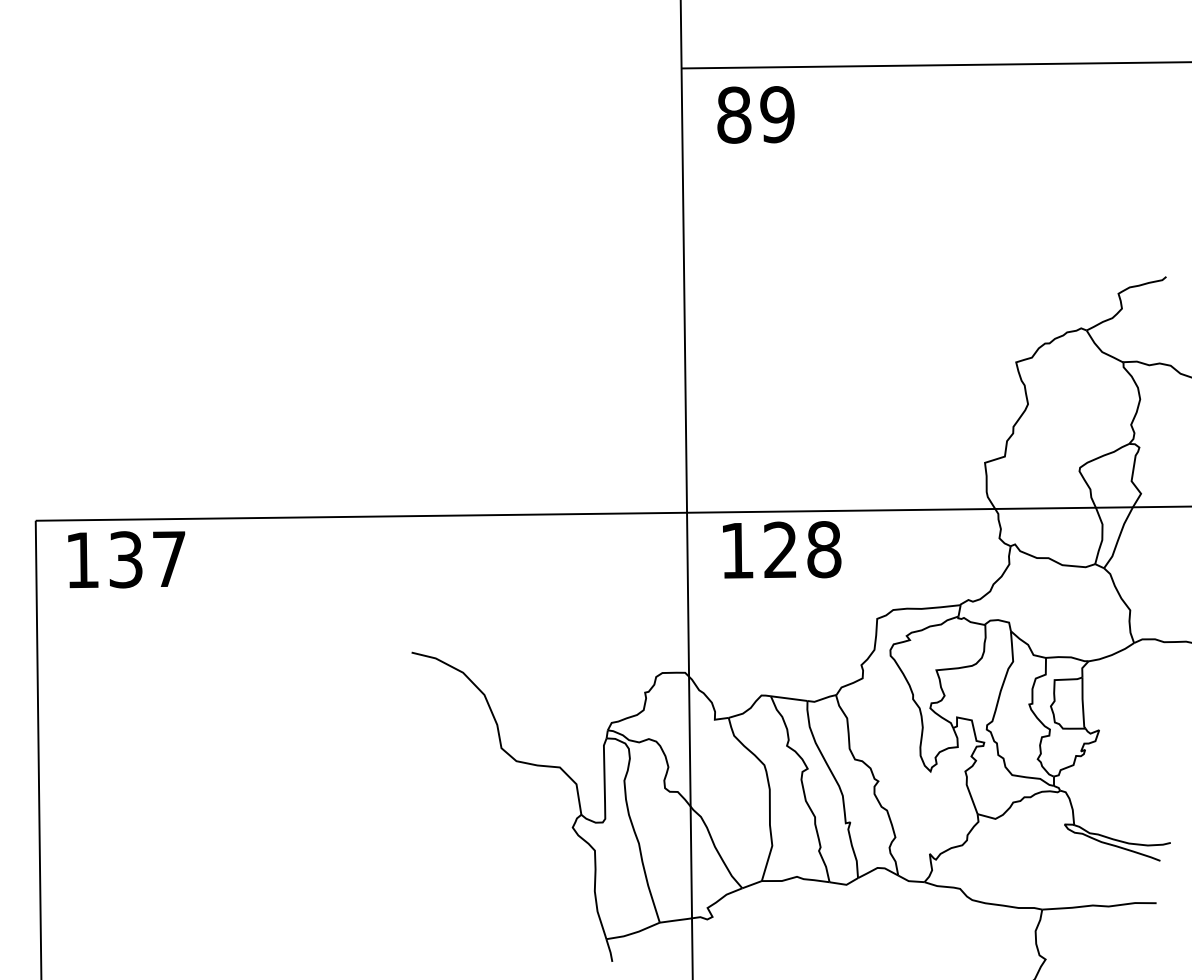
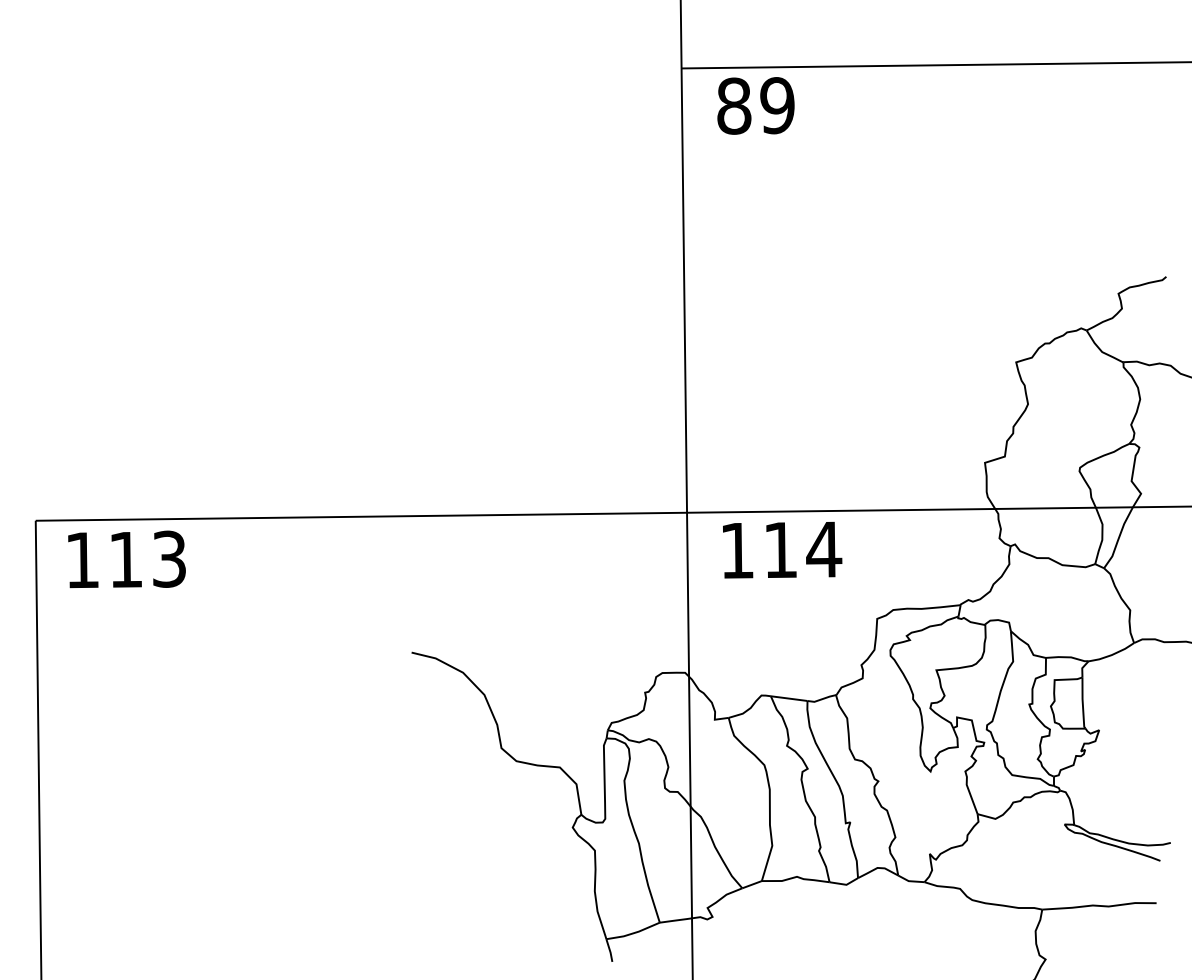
text position: (755, 114) -> (755, 105) (755, 105)
text: 128 -> 114 (803, 549)
text: 137 -> 113 (147, 559)
